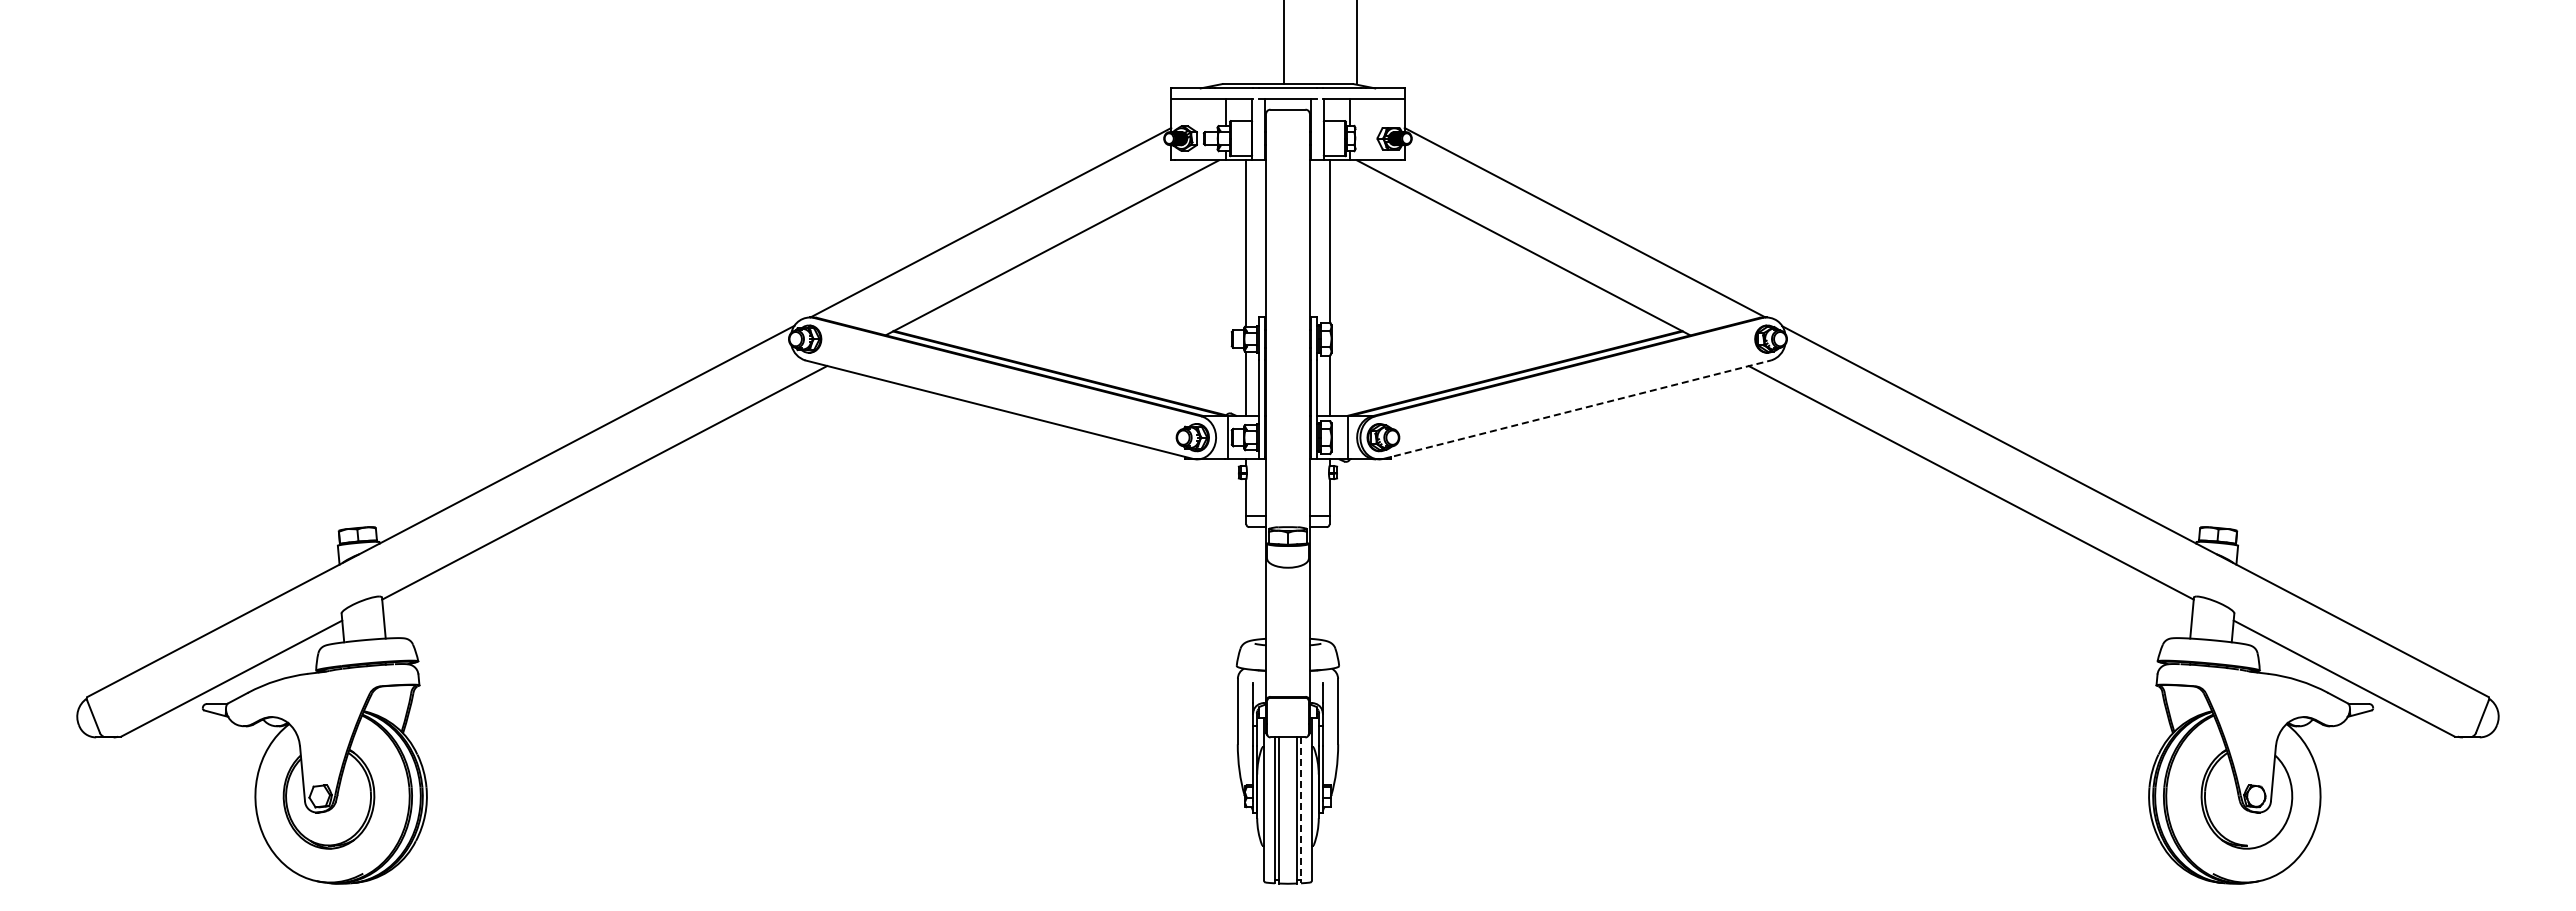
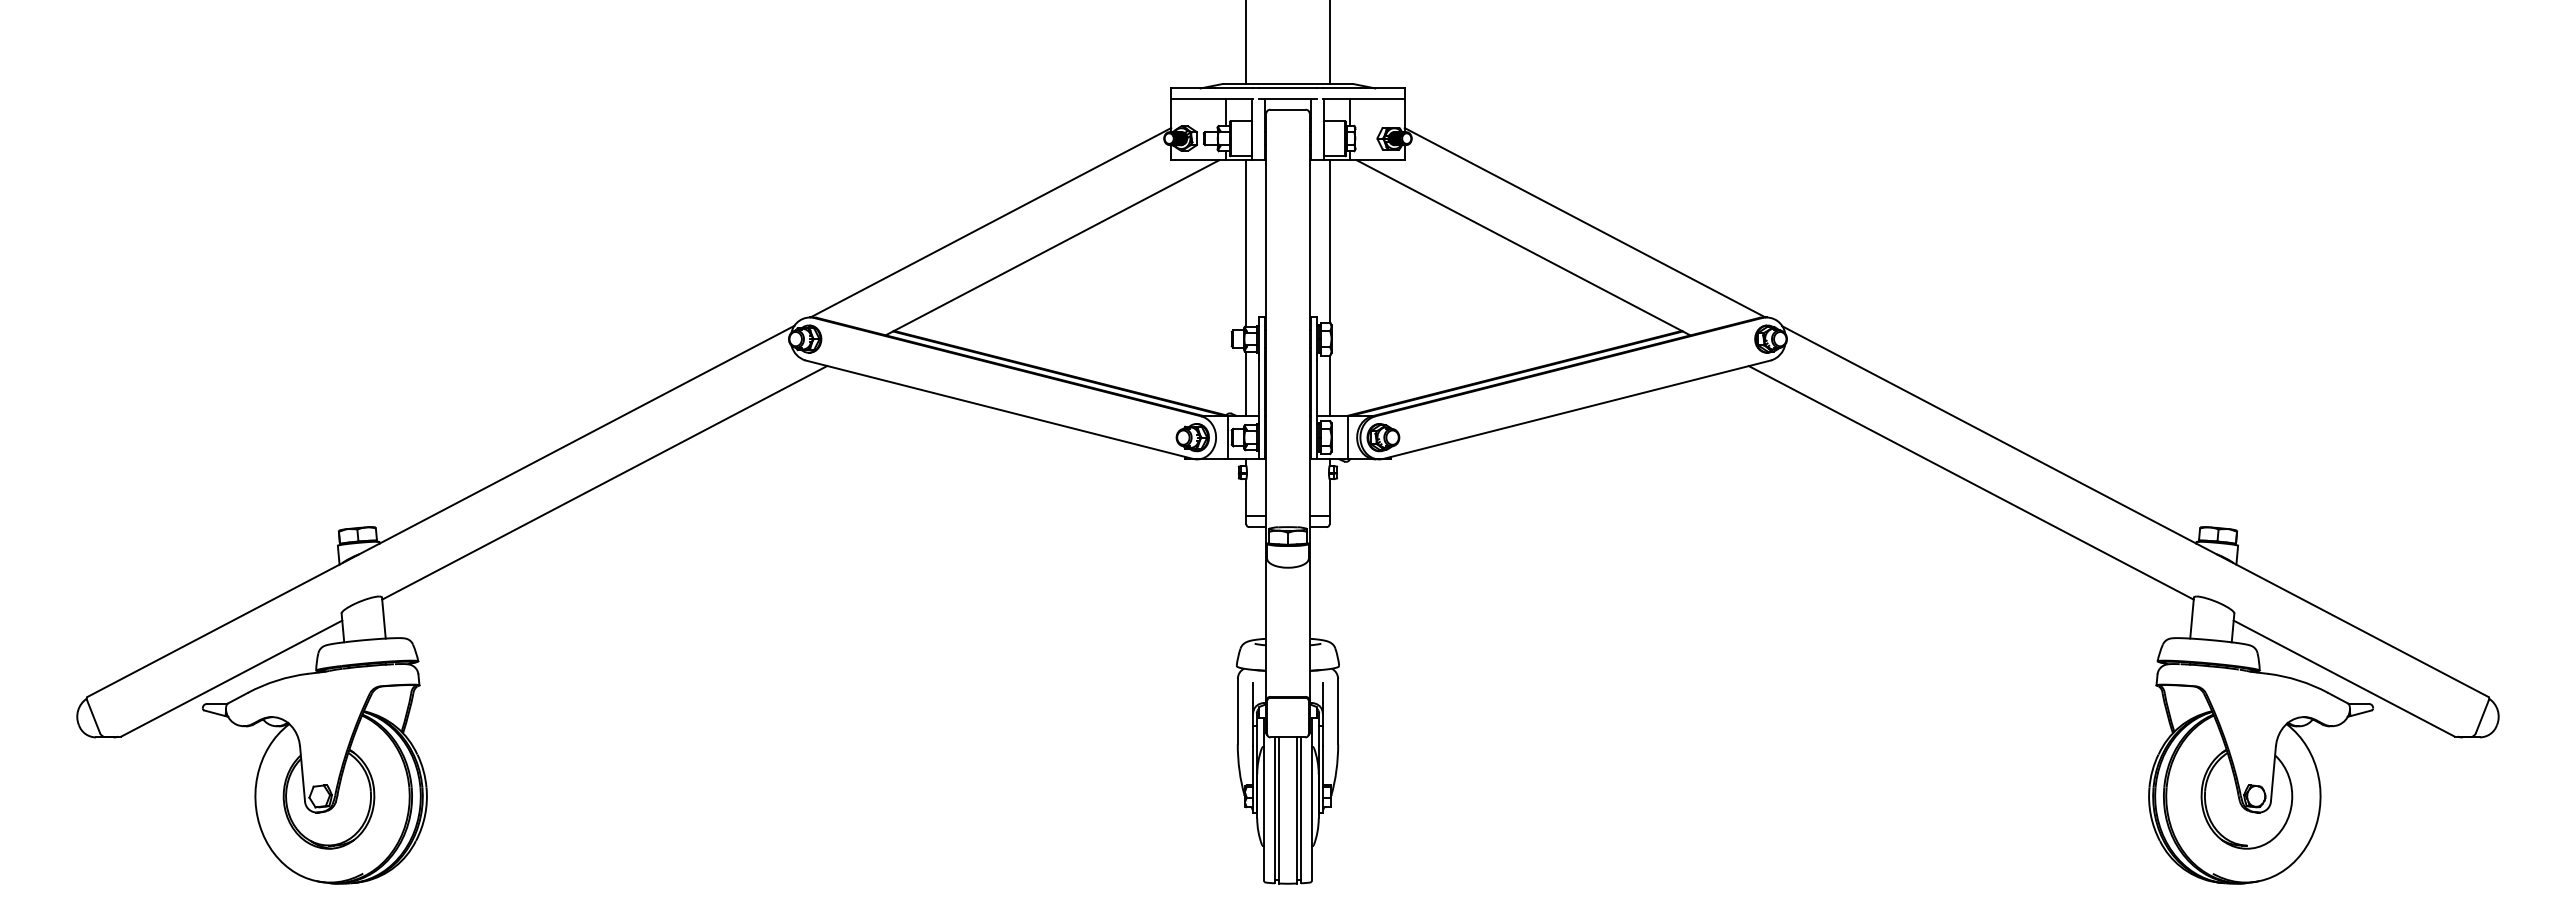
line position: (1284, 43) -> (1246, 43) (1246, 43)
line position: (1356, 43) -> (1329, 43) (1329, 43)
line: dashed -> solid (1577, 409)
line: dashed -> solid (1301, 810)
